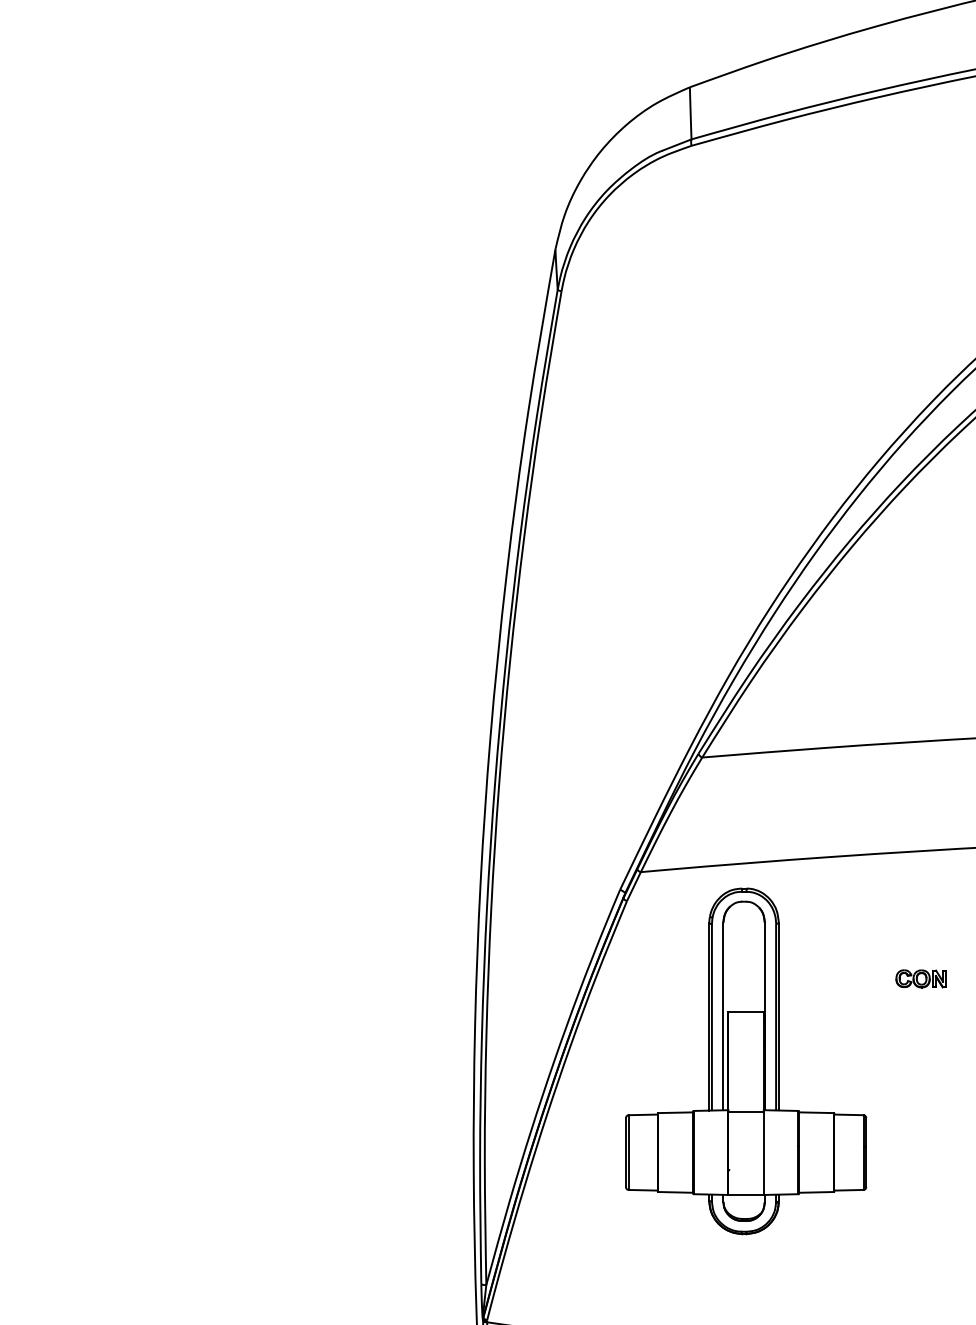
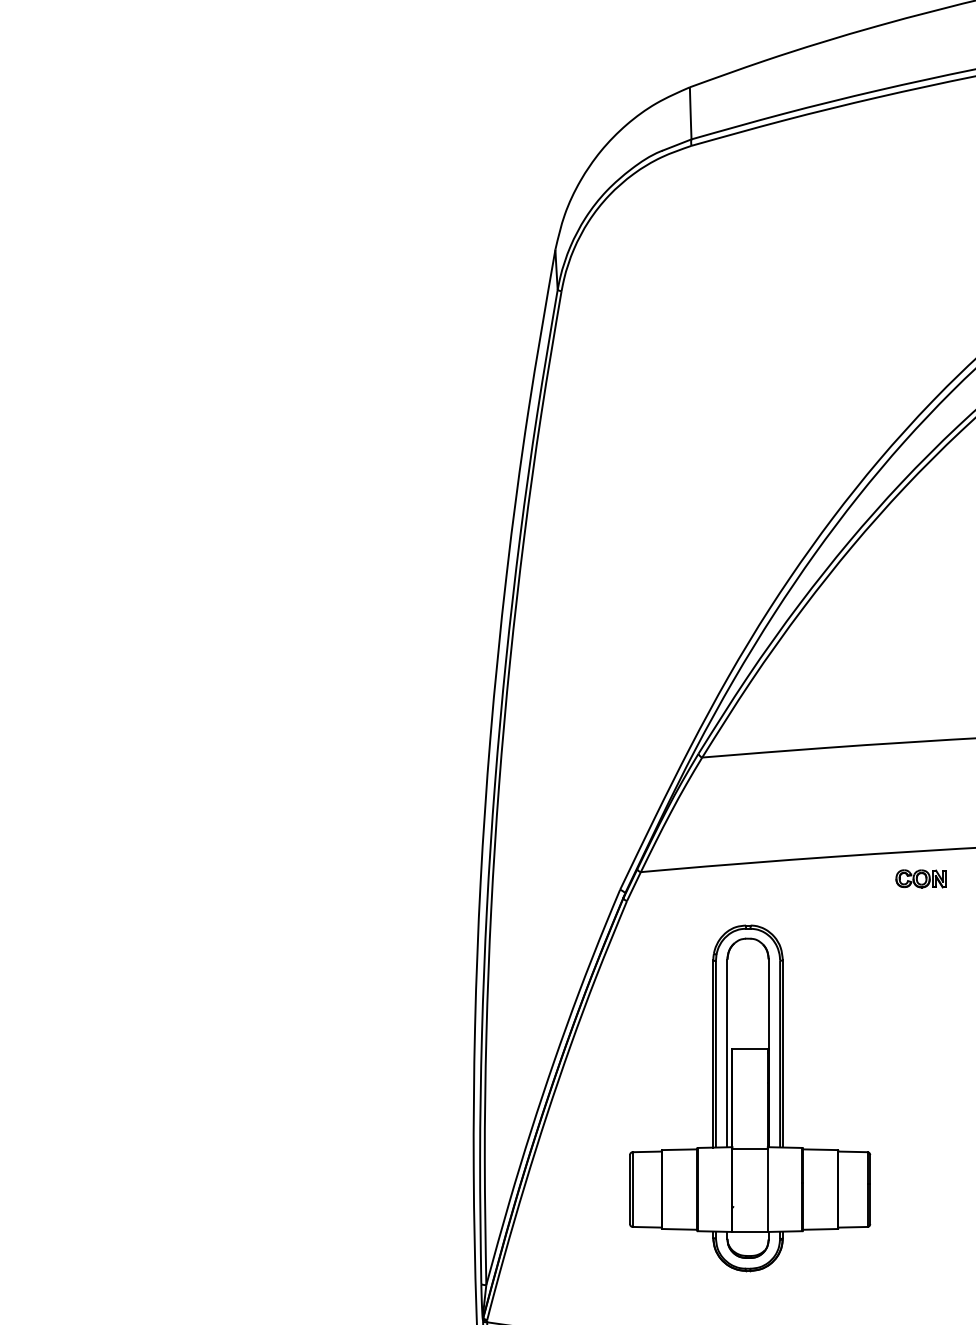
part position: (920, 978) -> (920, 878) (920, 878)
part position: (746, 1061) -> (750, 1098) (750, 1098)
